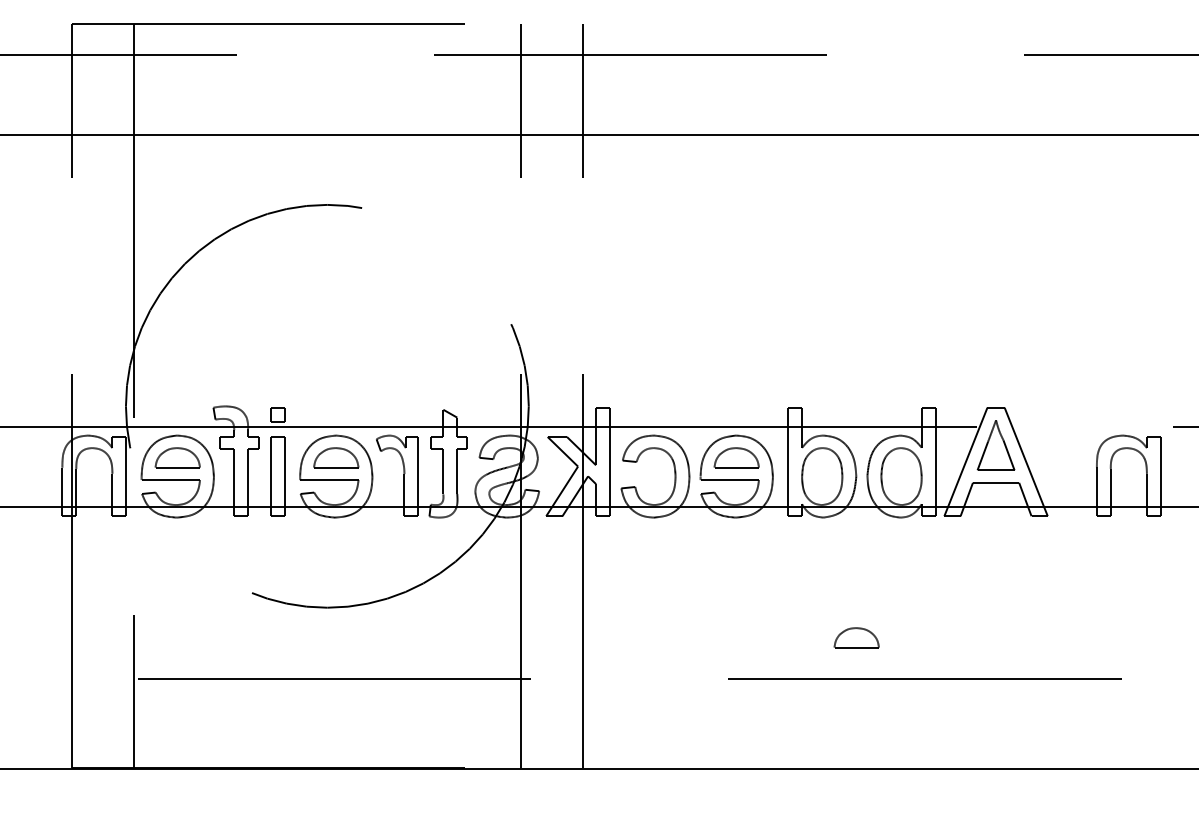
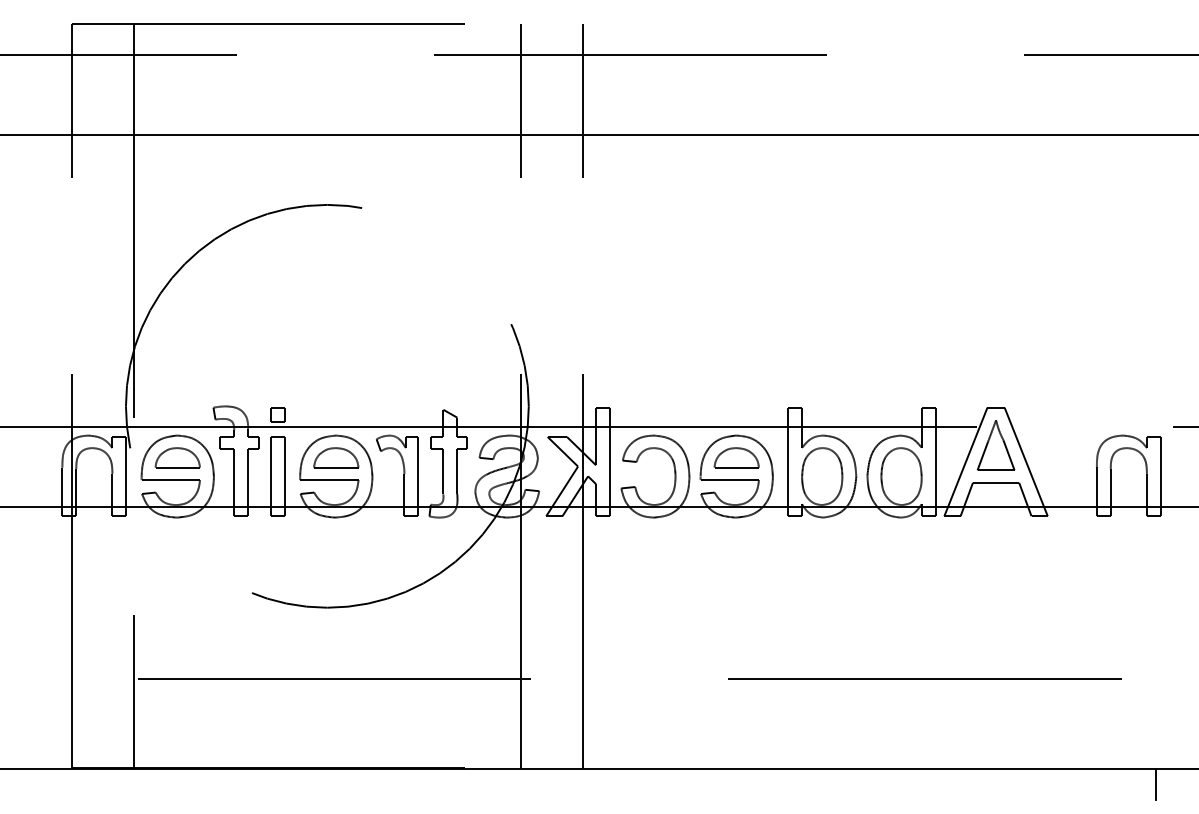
part: present -> none (856, 637)
line: none -> present (1155, 783)
